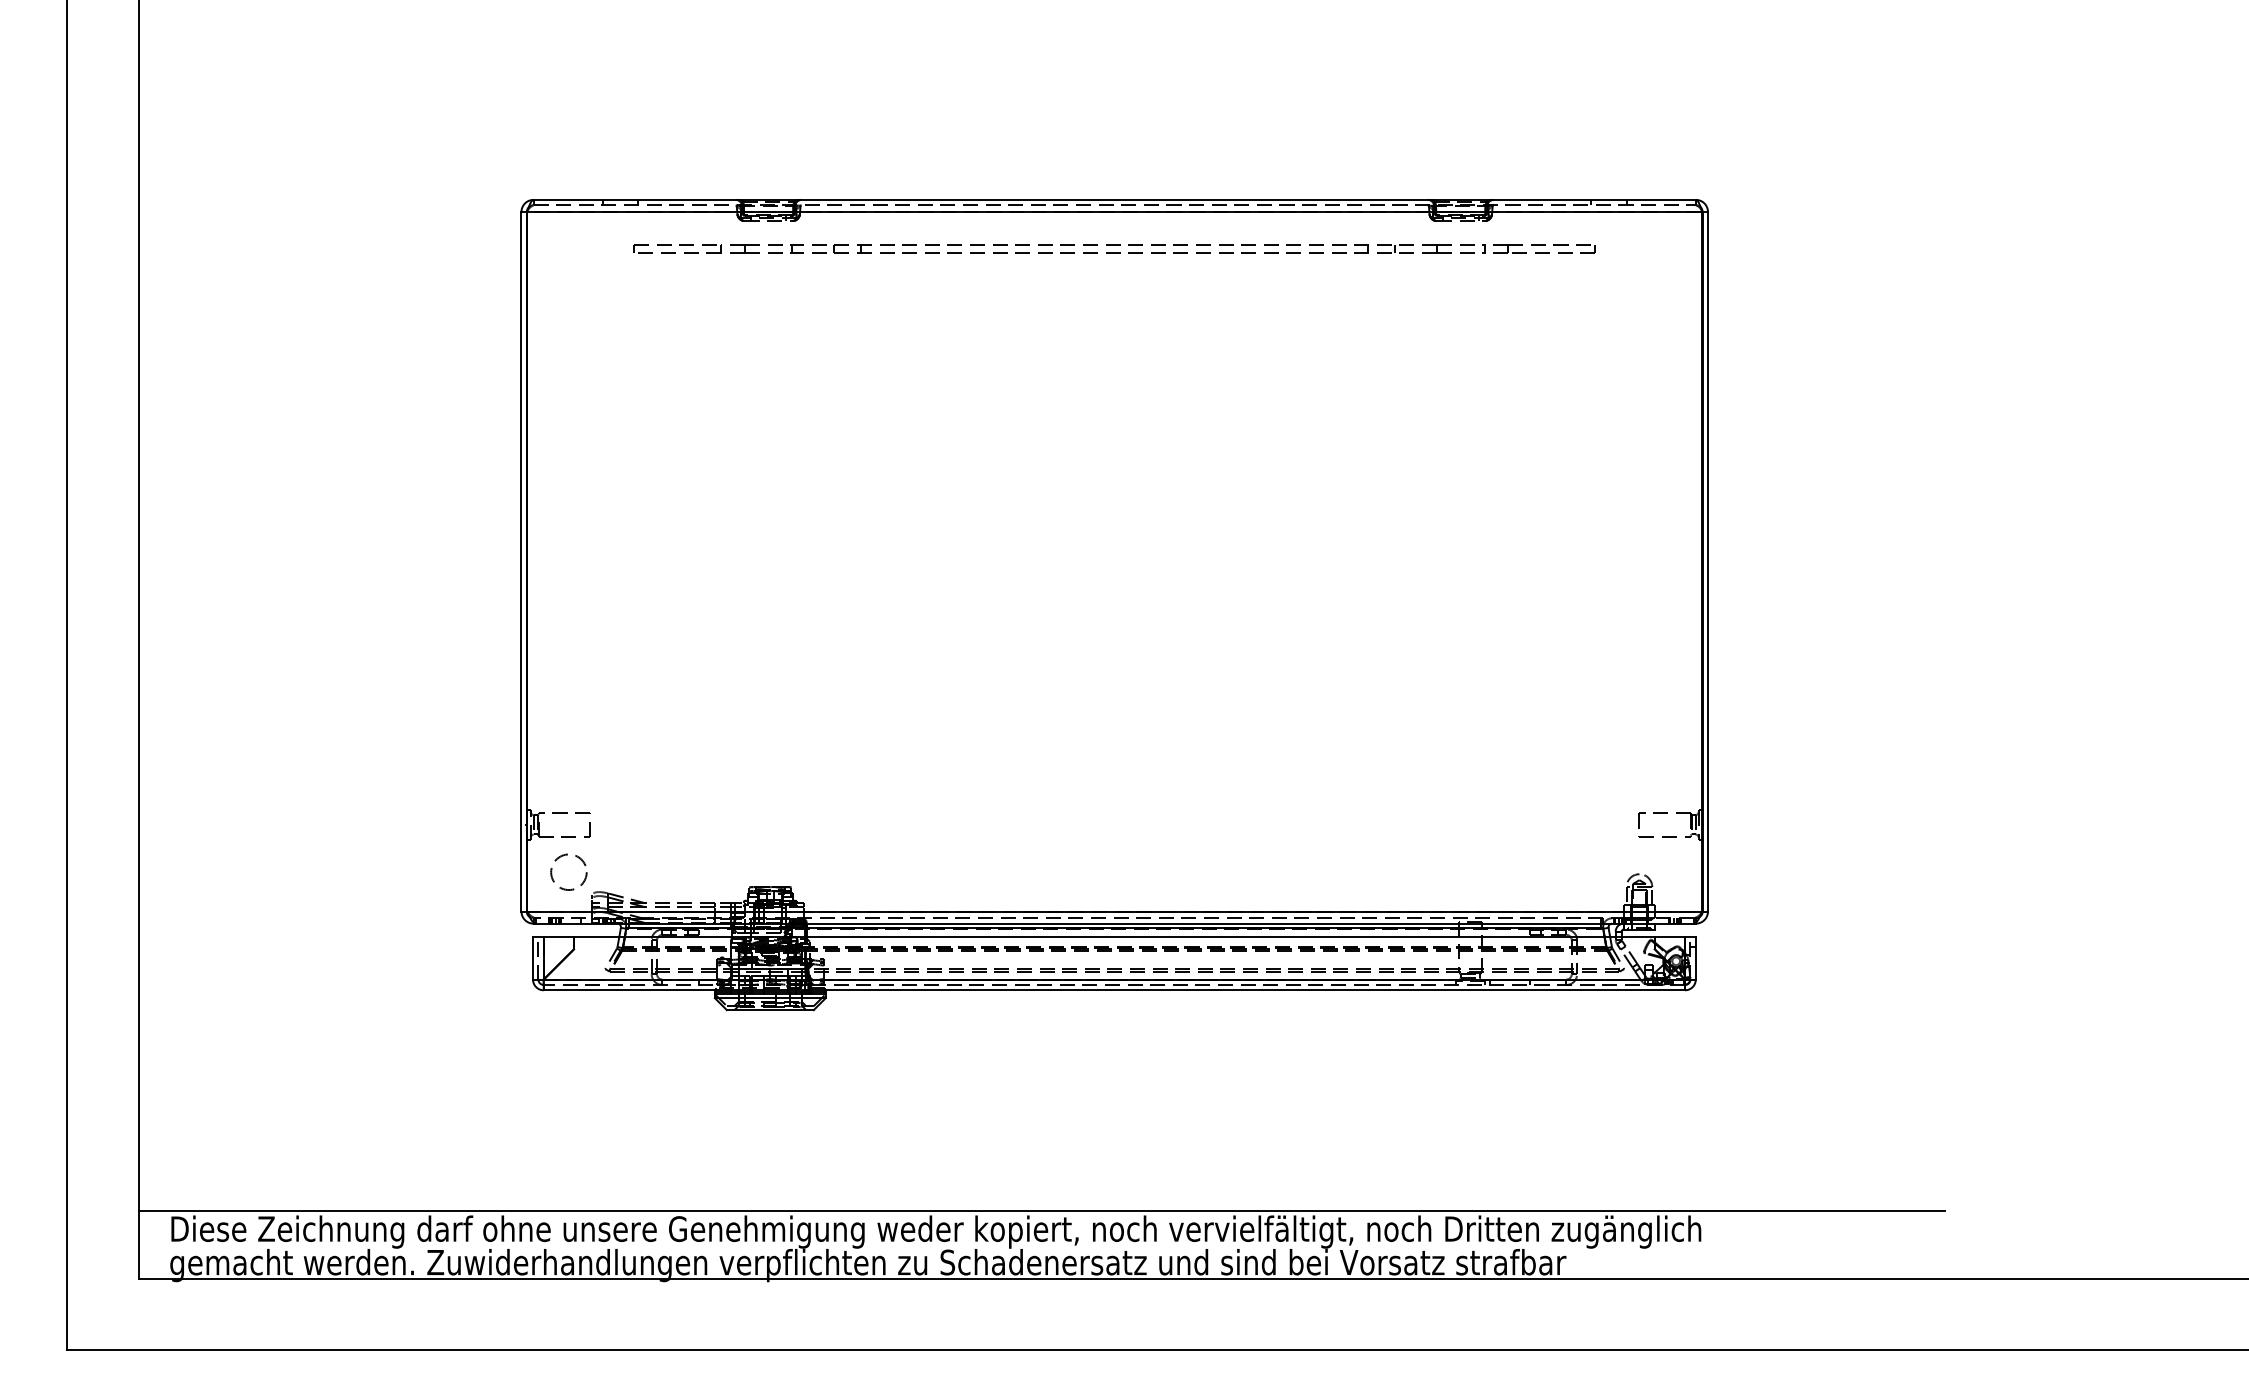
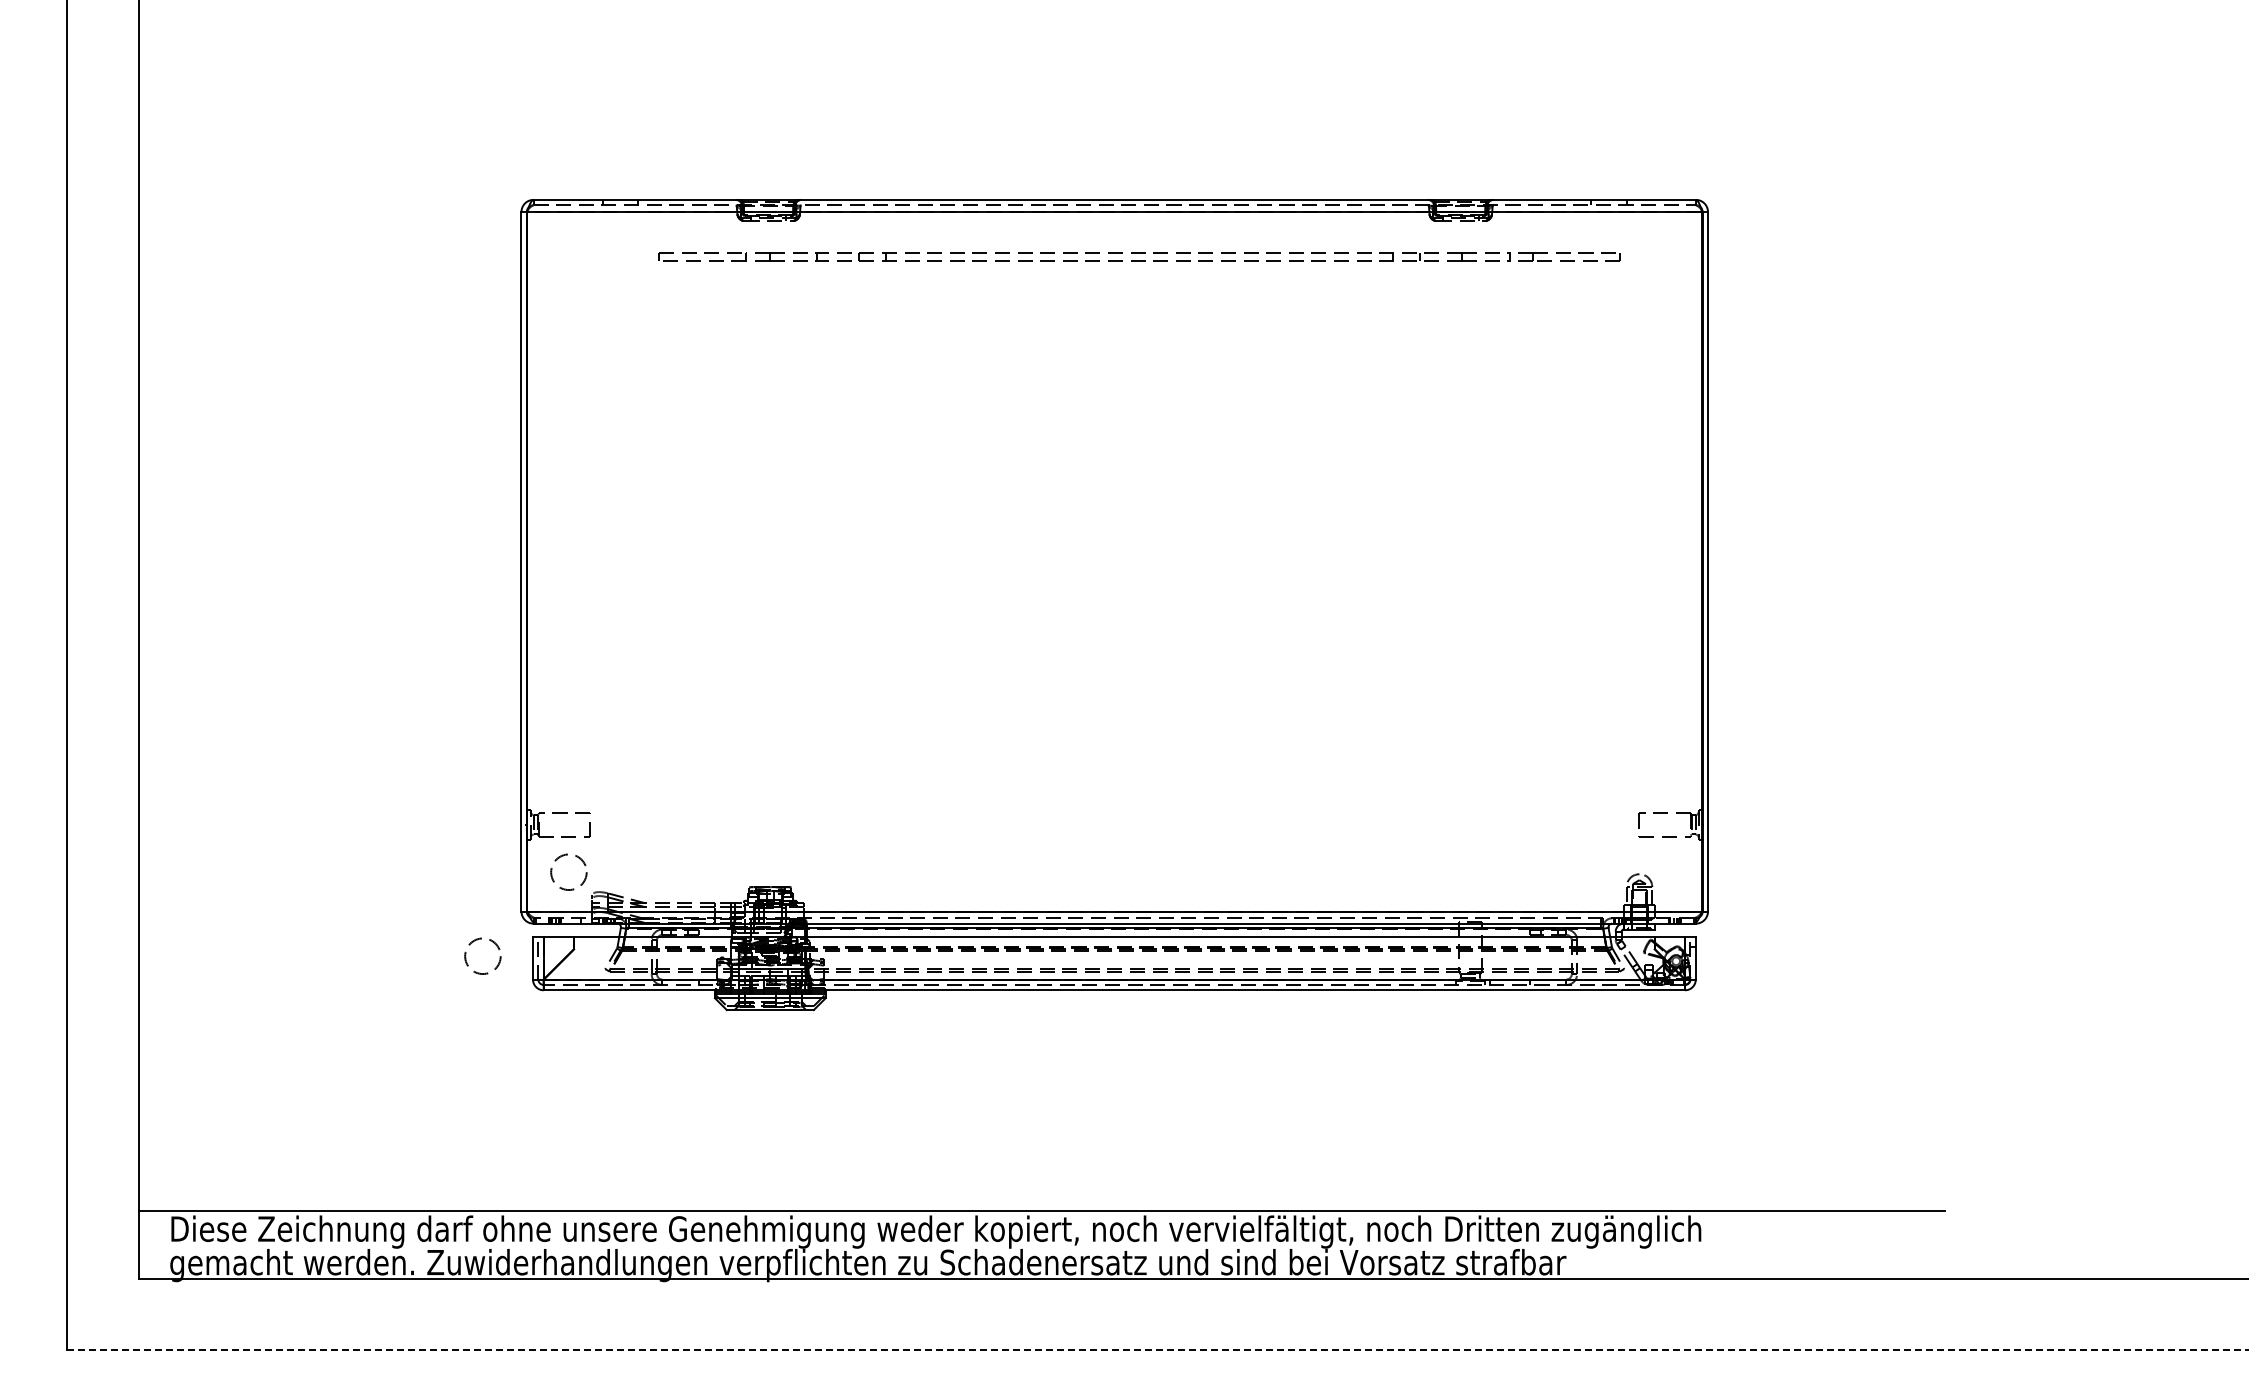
part position: (1114, 248) -> (1139, 256) (1139, 256)
circle: none -> present (482, 955)
line: solid -> dashed (1158, 1350)
